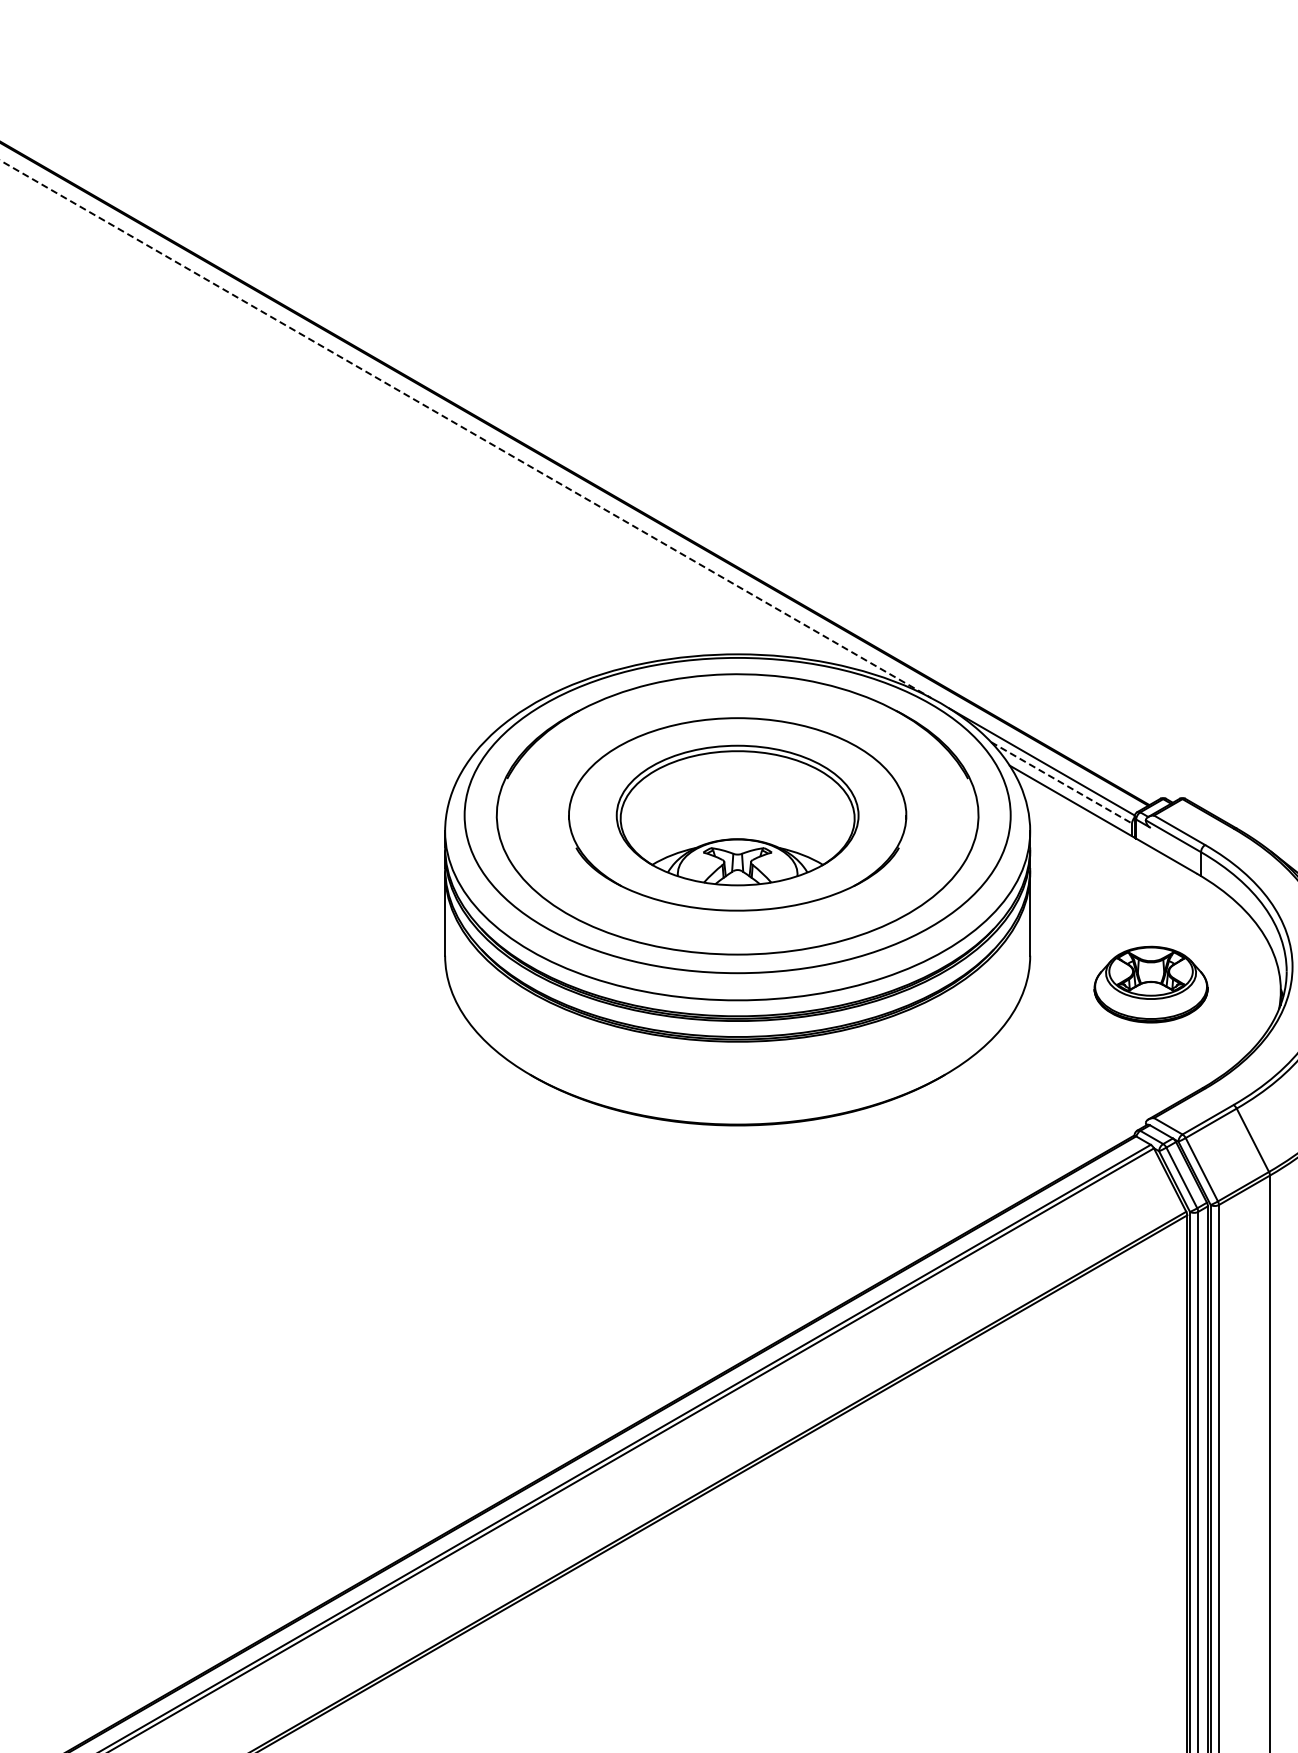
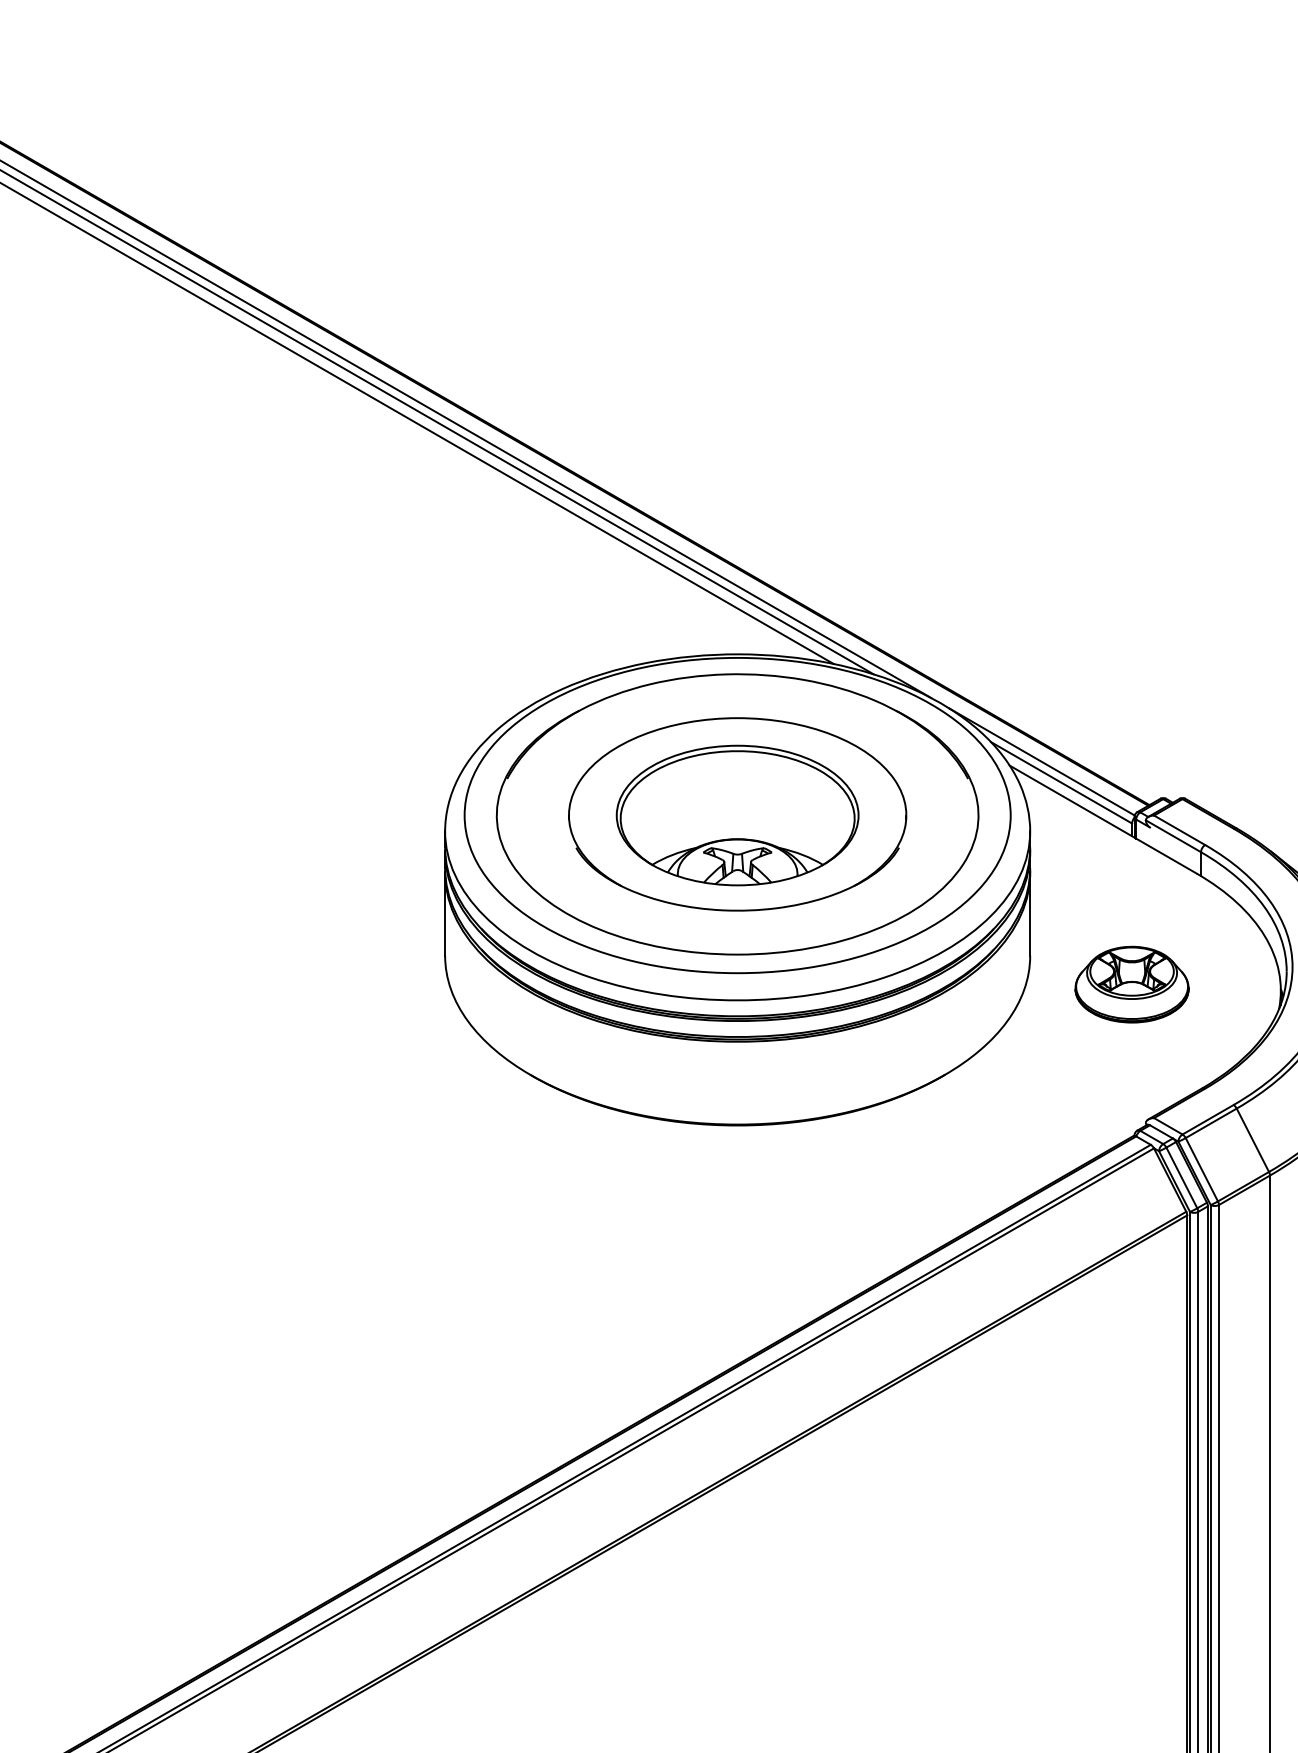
line: none -> present (437, 422)
line: none -> present (417, 423)
line: dashed -> solid (466, 429)
line: dashed -> solid (1062, 783)
part position: (1150, 984) -> (1131, 984) (1131, 984)
